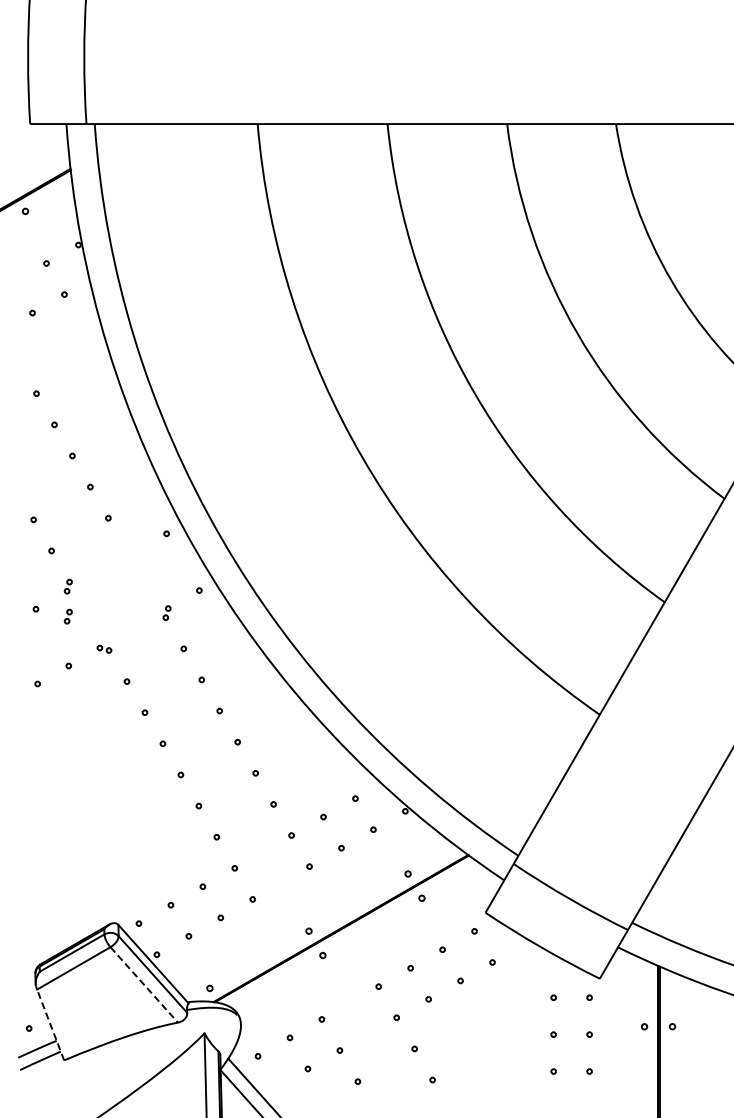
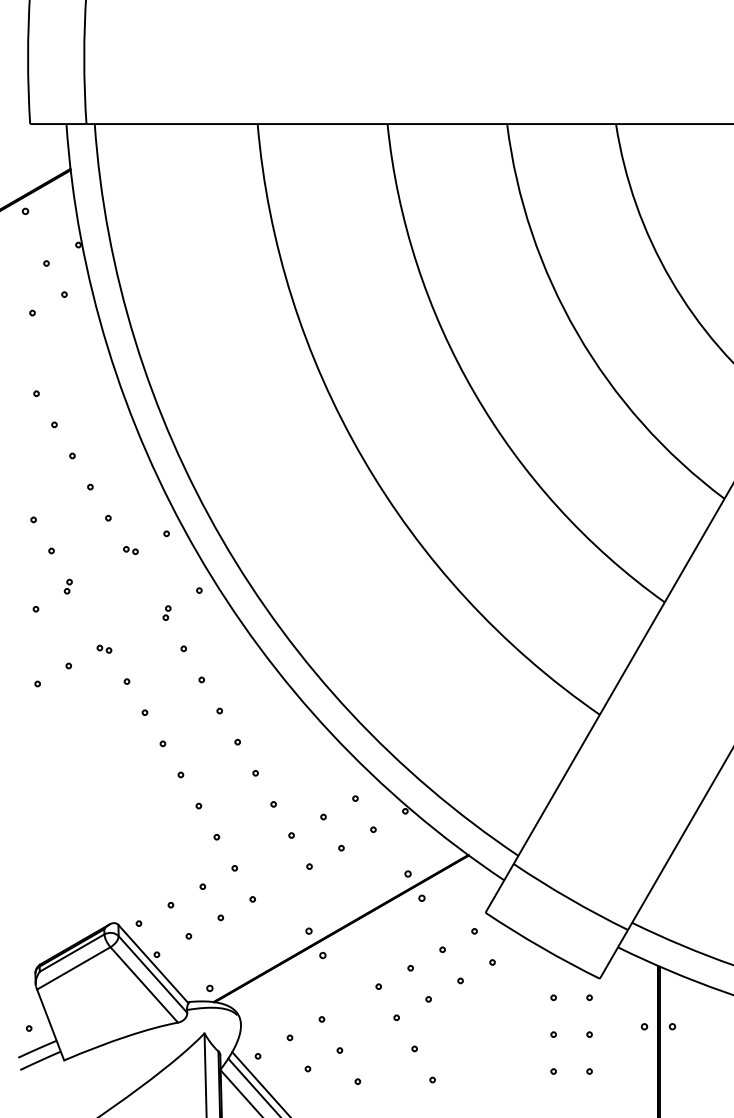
part: none -> present (130, 550)
part: present -> none (67, 616)
line: dashed -> solid (144, 984)
line: dashed -> solid (50, 1025)
line: none -> present (260, 1083)
